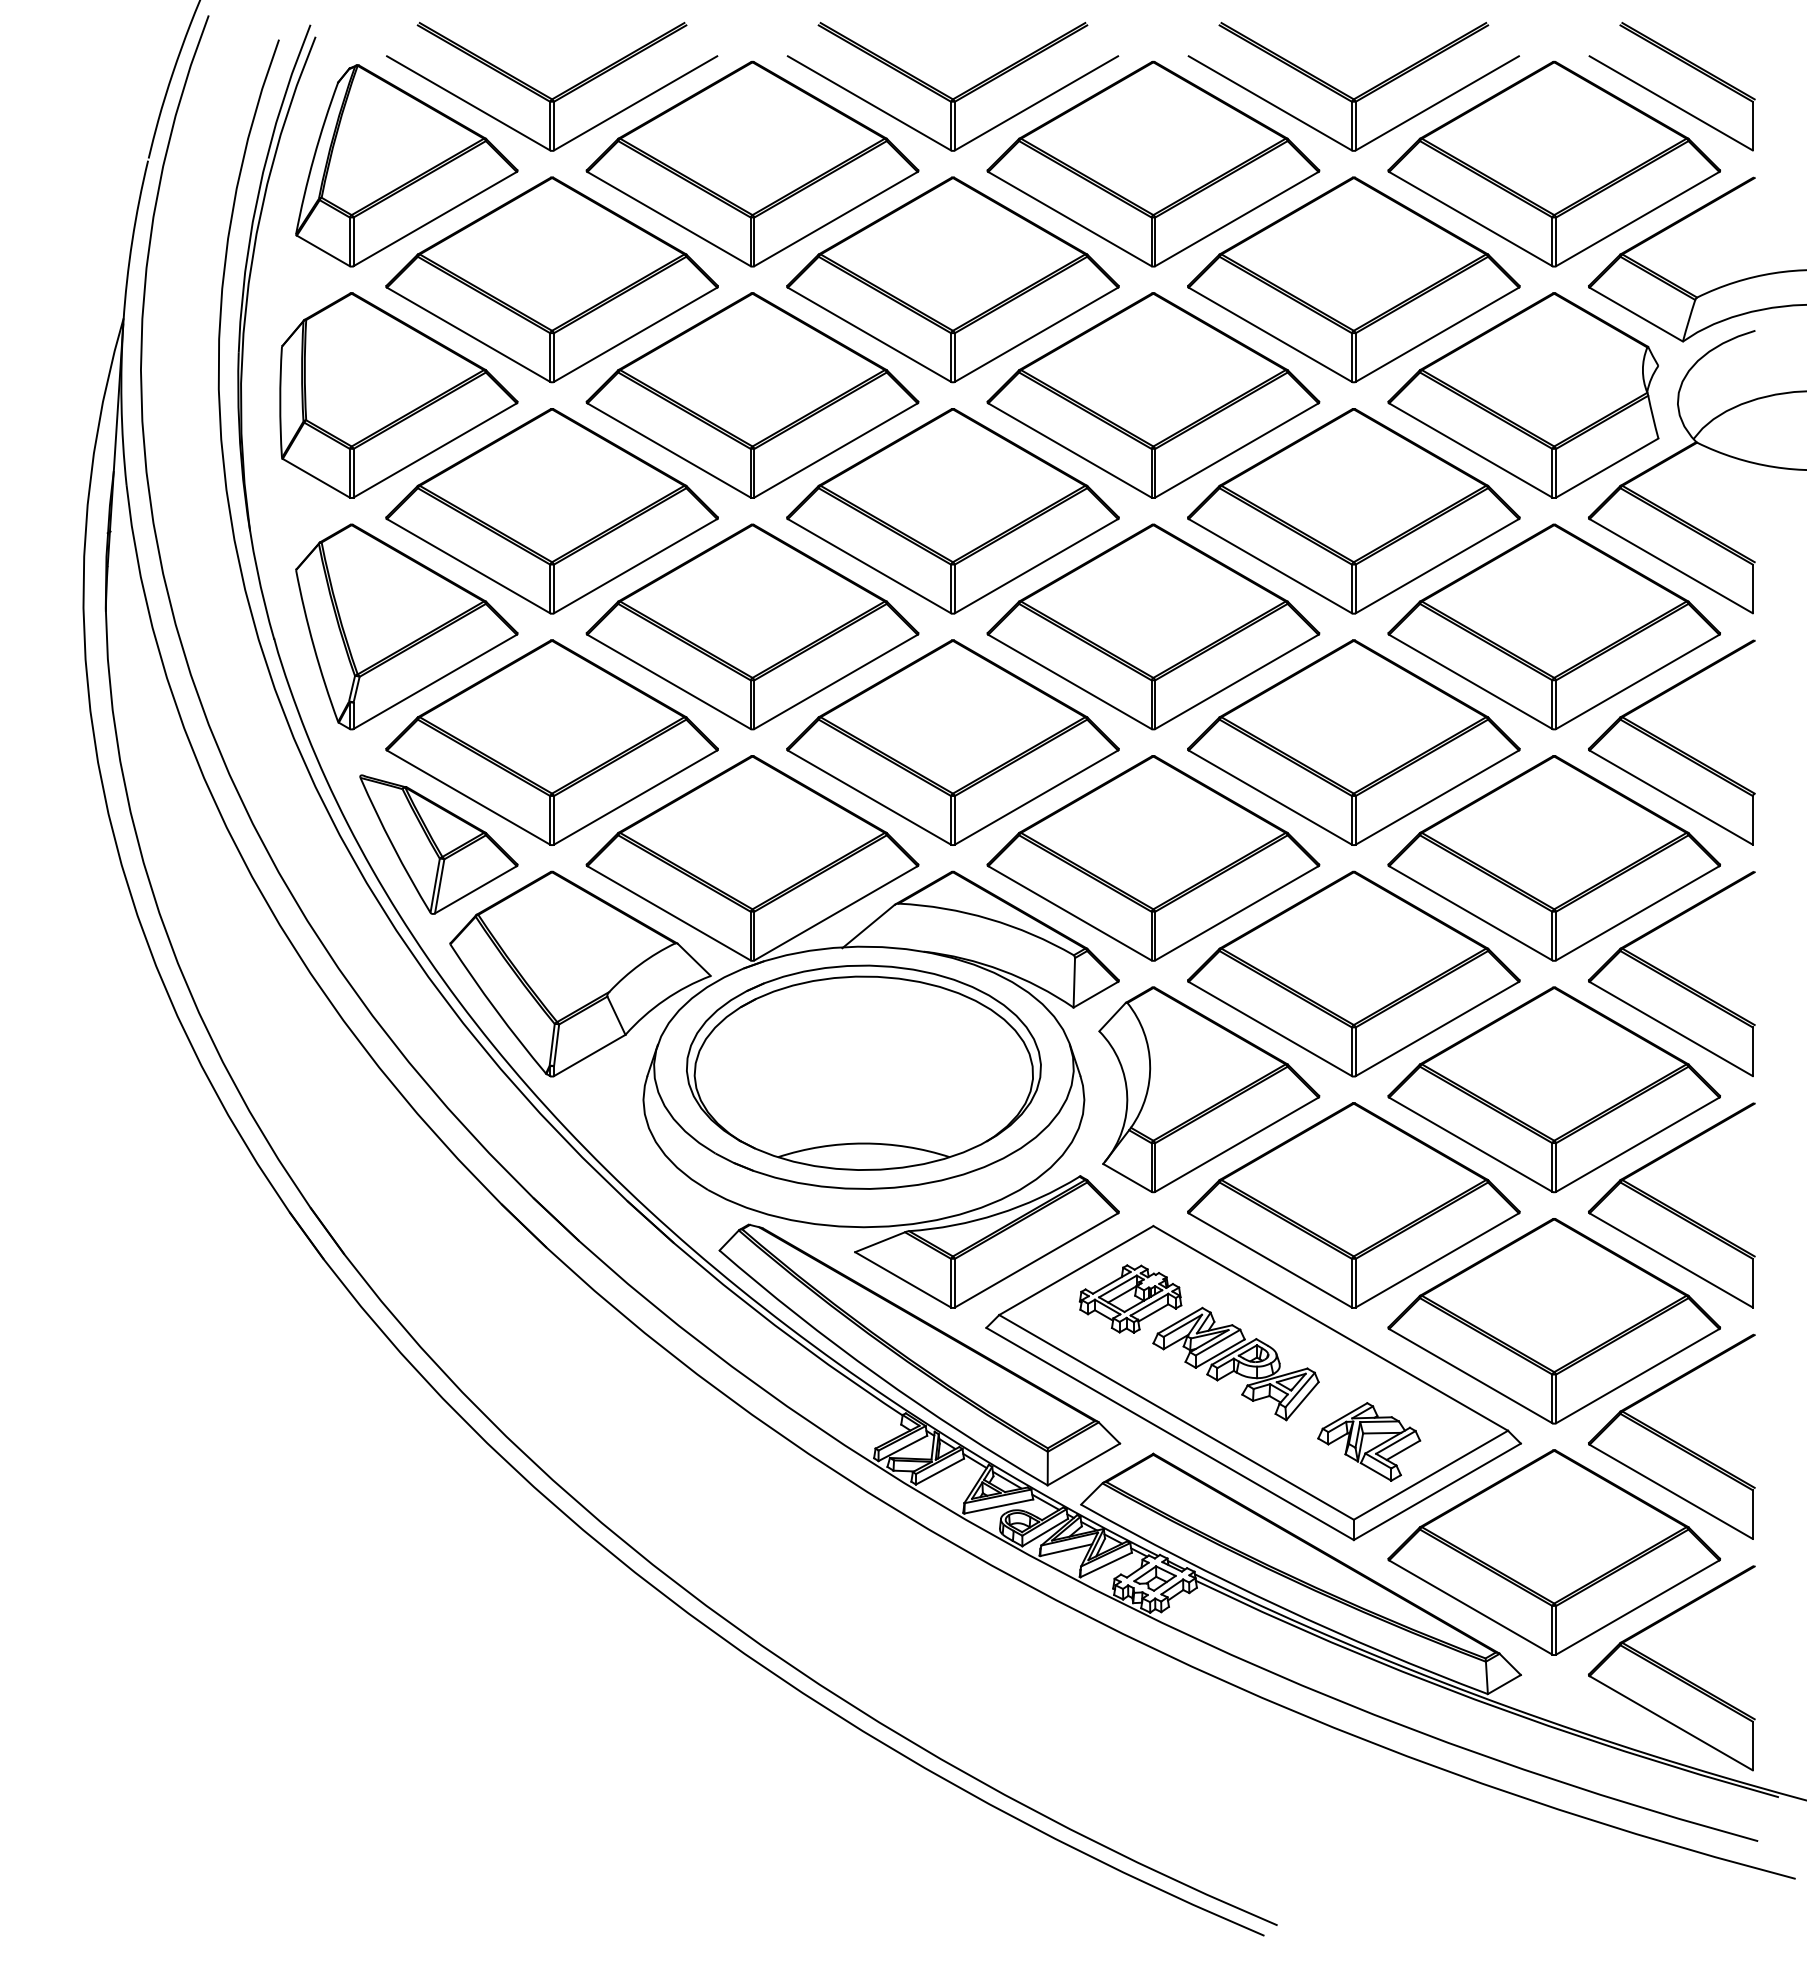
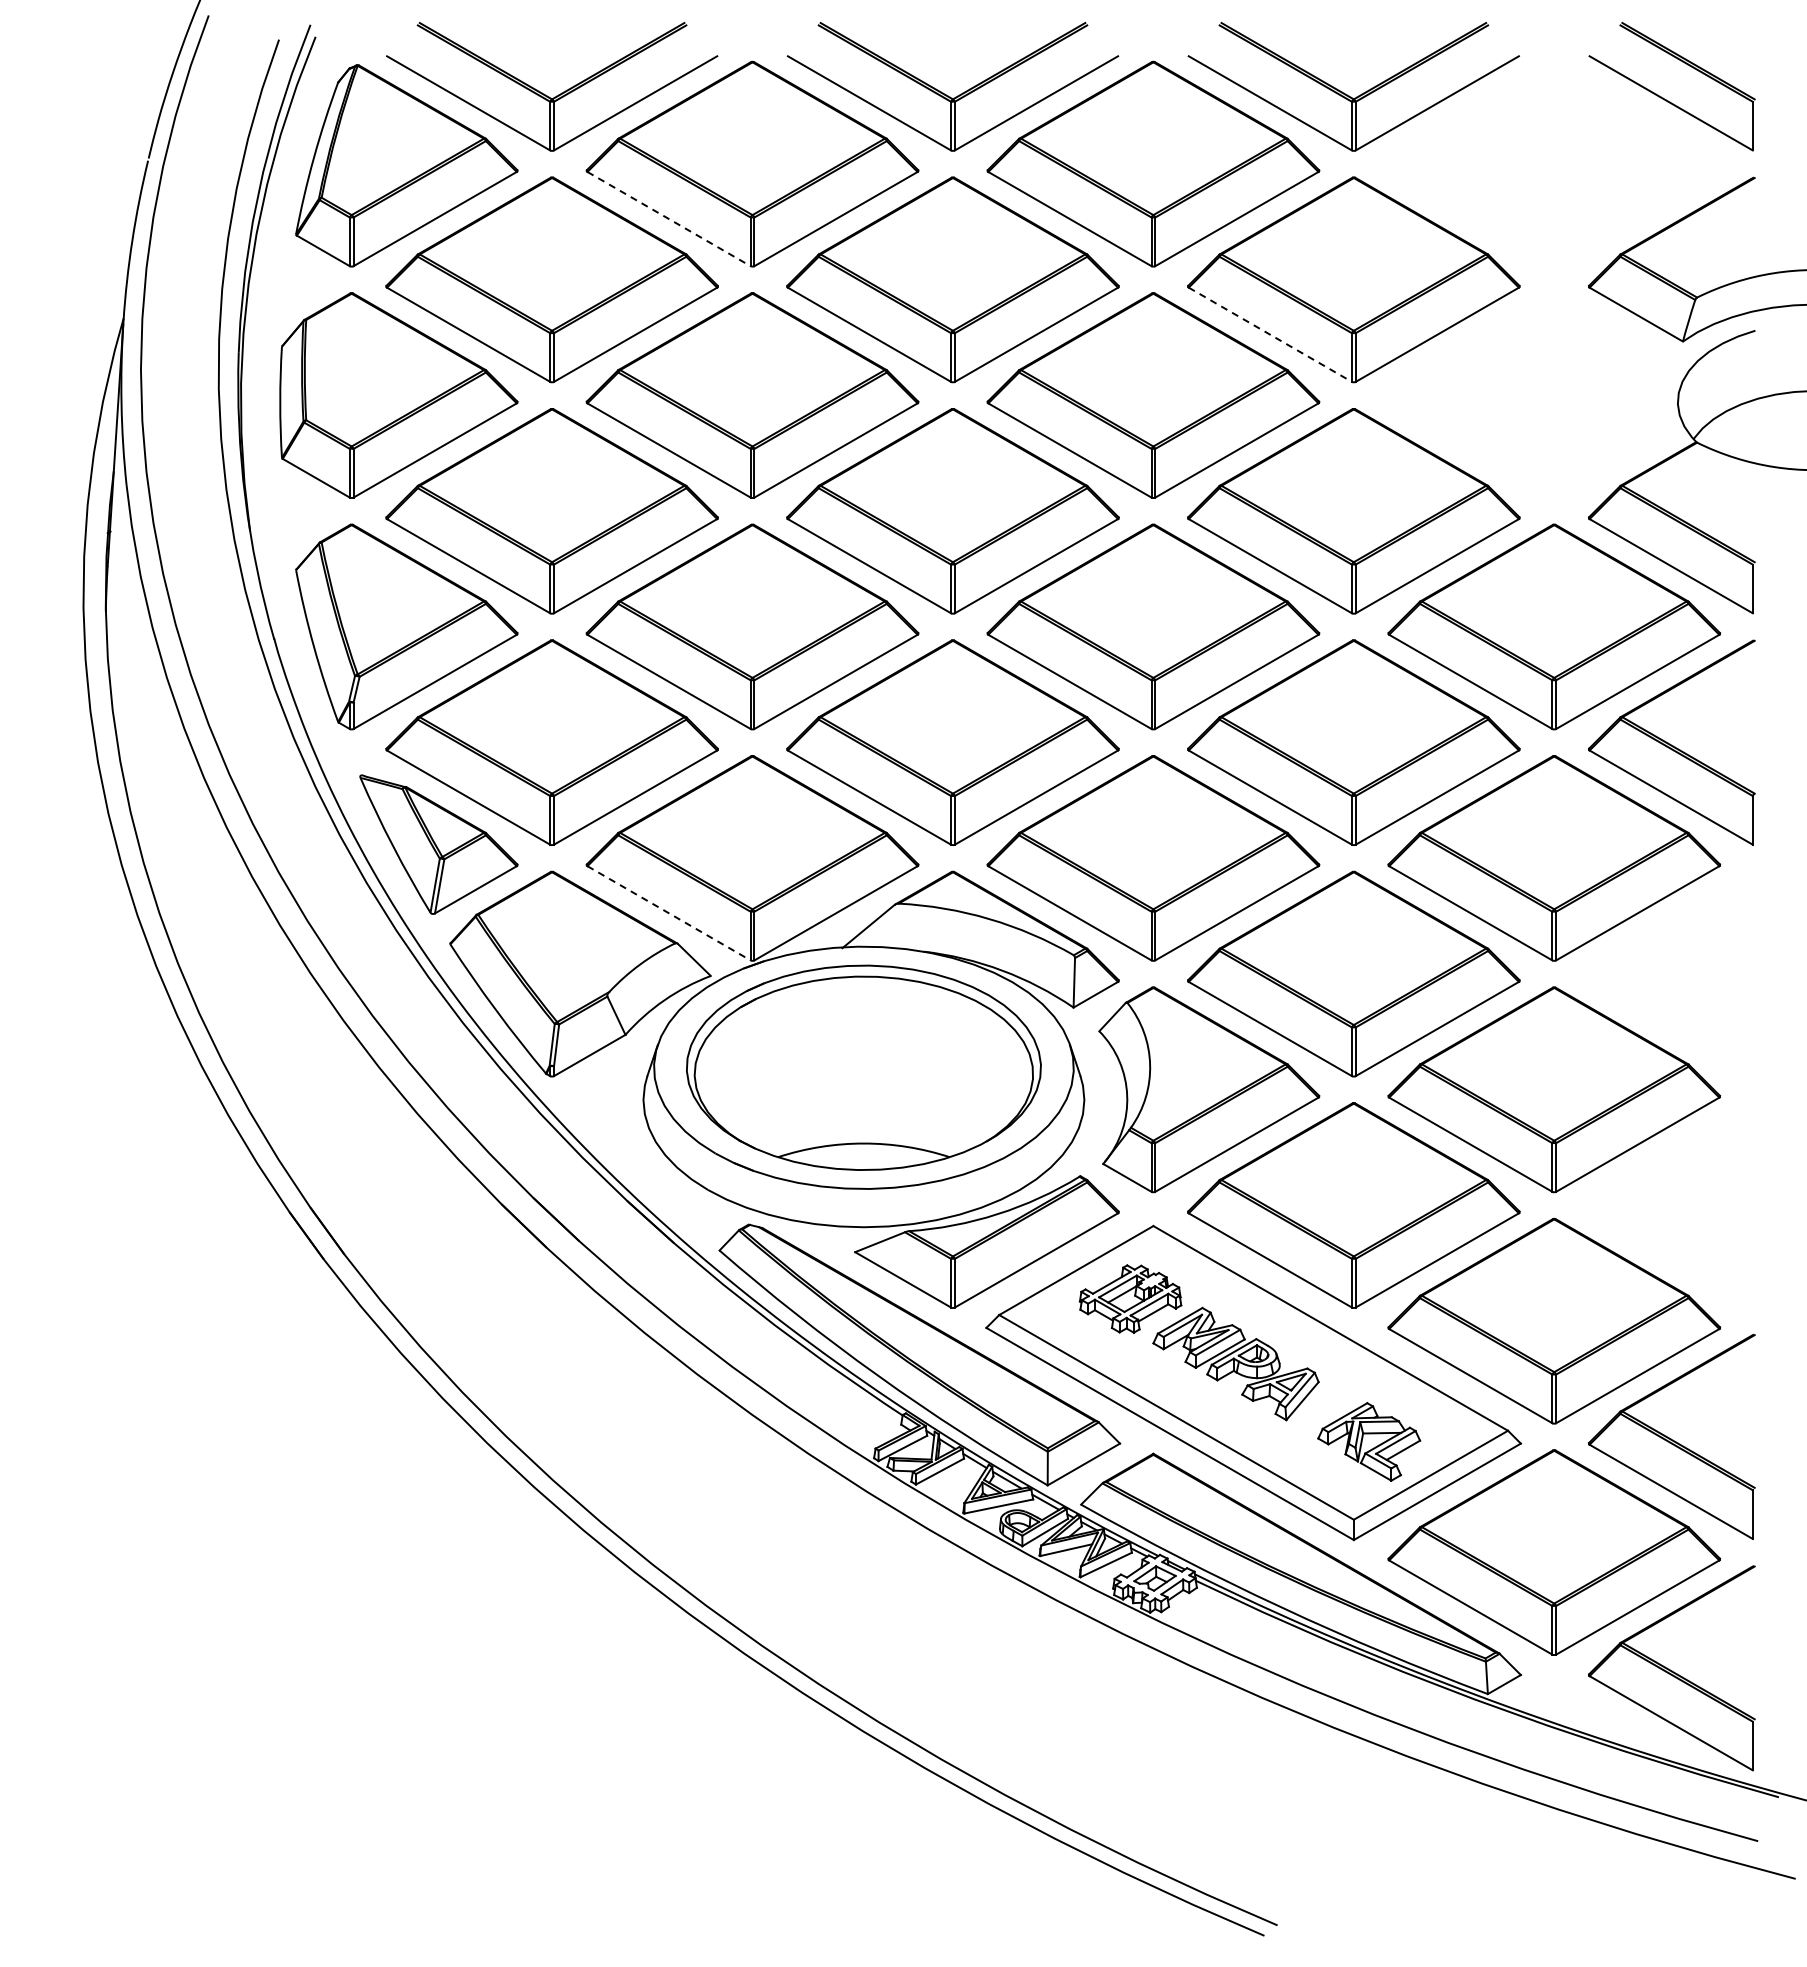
part: present -> none (1553, 163)
line: solid -> dashed (669, 219)
line: solid -> dashed (1270, 335)
part: present -> none (1523, 395)
line: solid -> dashed (669, 913)
part: present -> none (1671, 973)
part: present -> none (1671, 1205)
